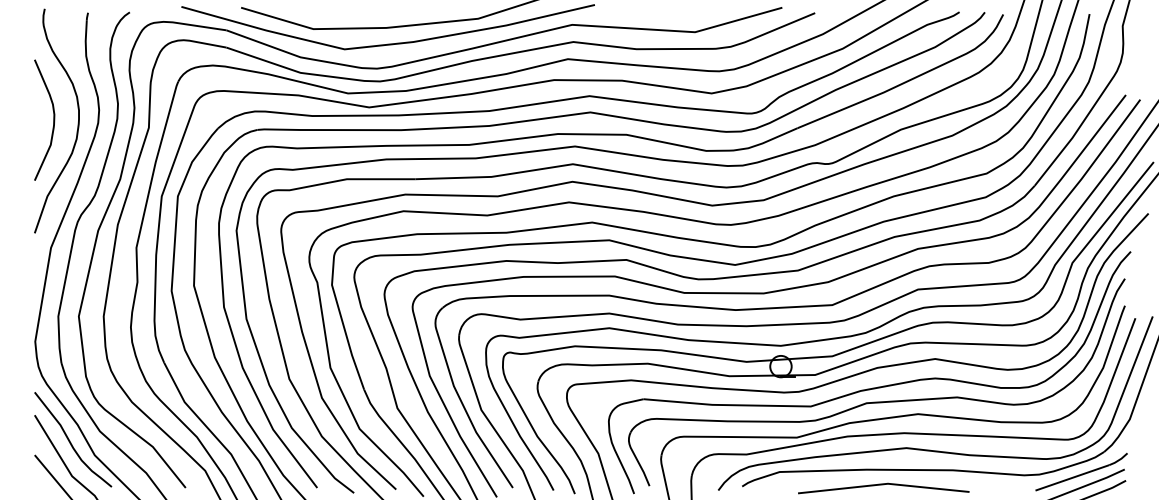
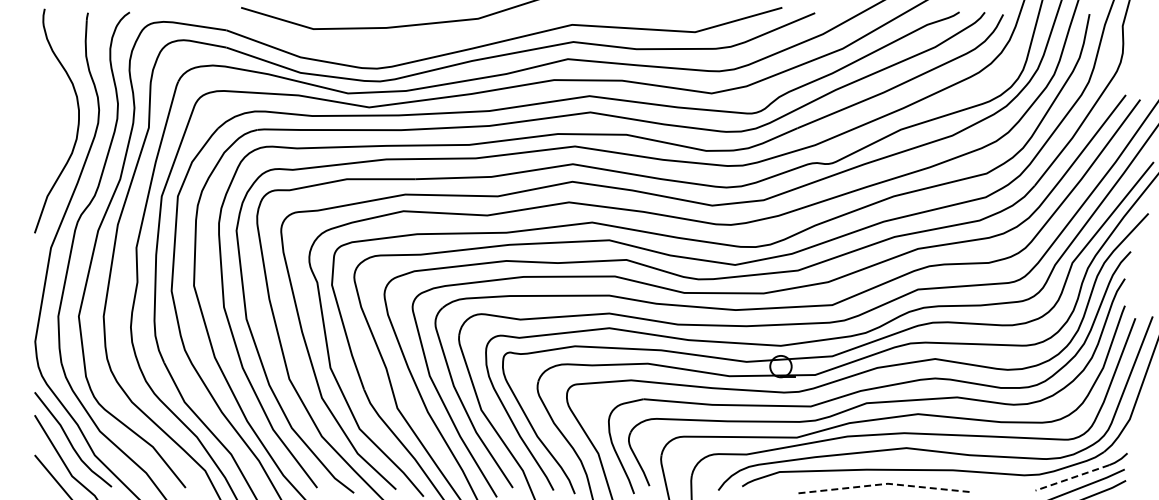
curve: present -> none (387, 43)
curve: present -> none (53, 119)
line: solid -> dashed (1071, 478)
line: solid -> dashed (884, 484)
